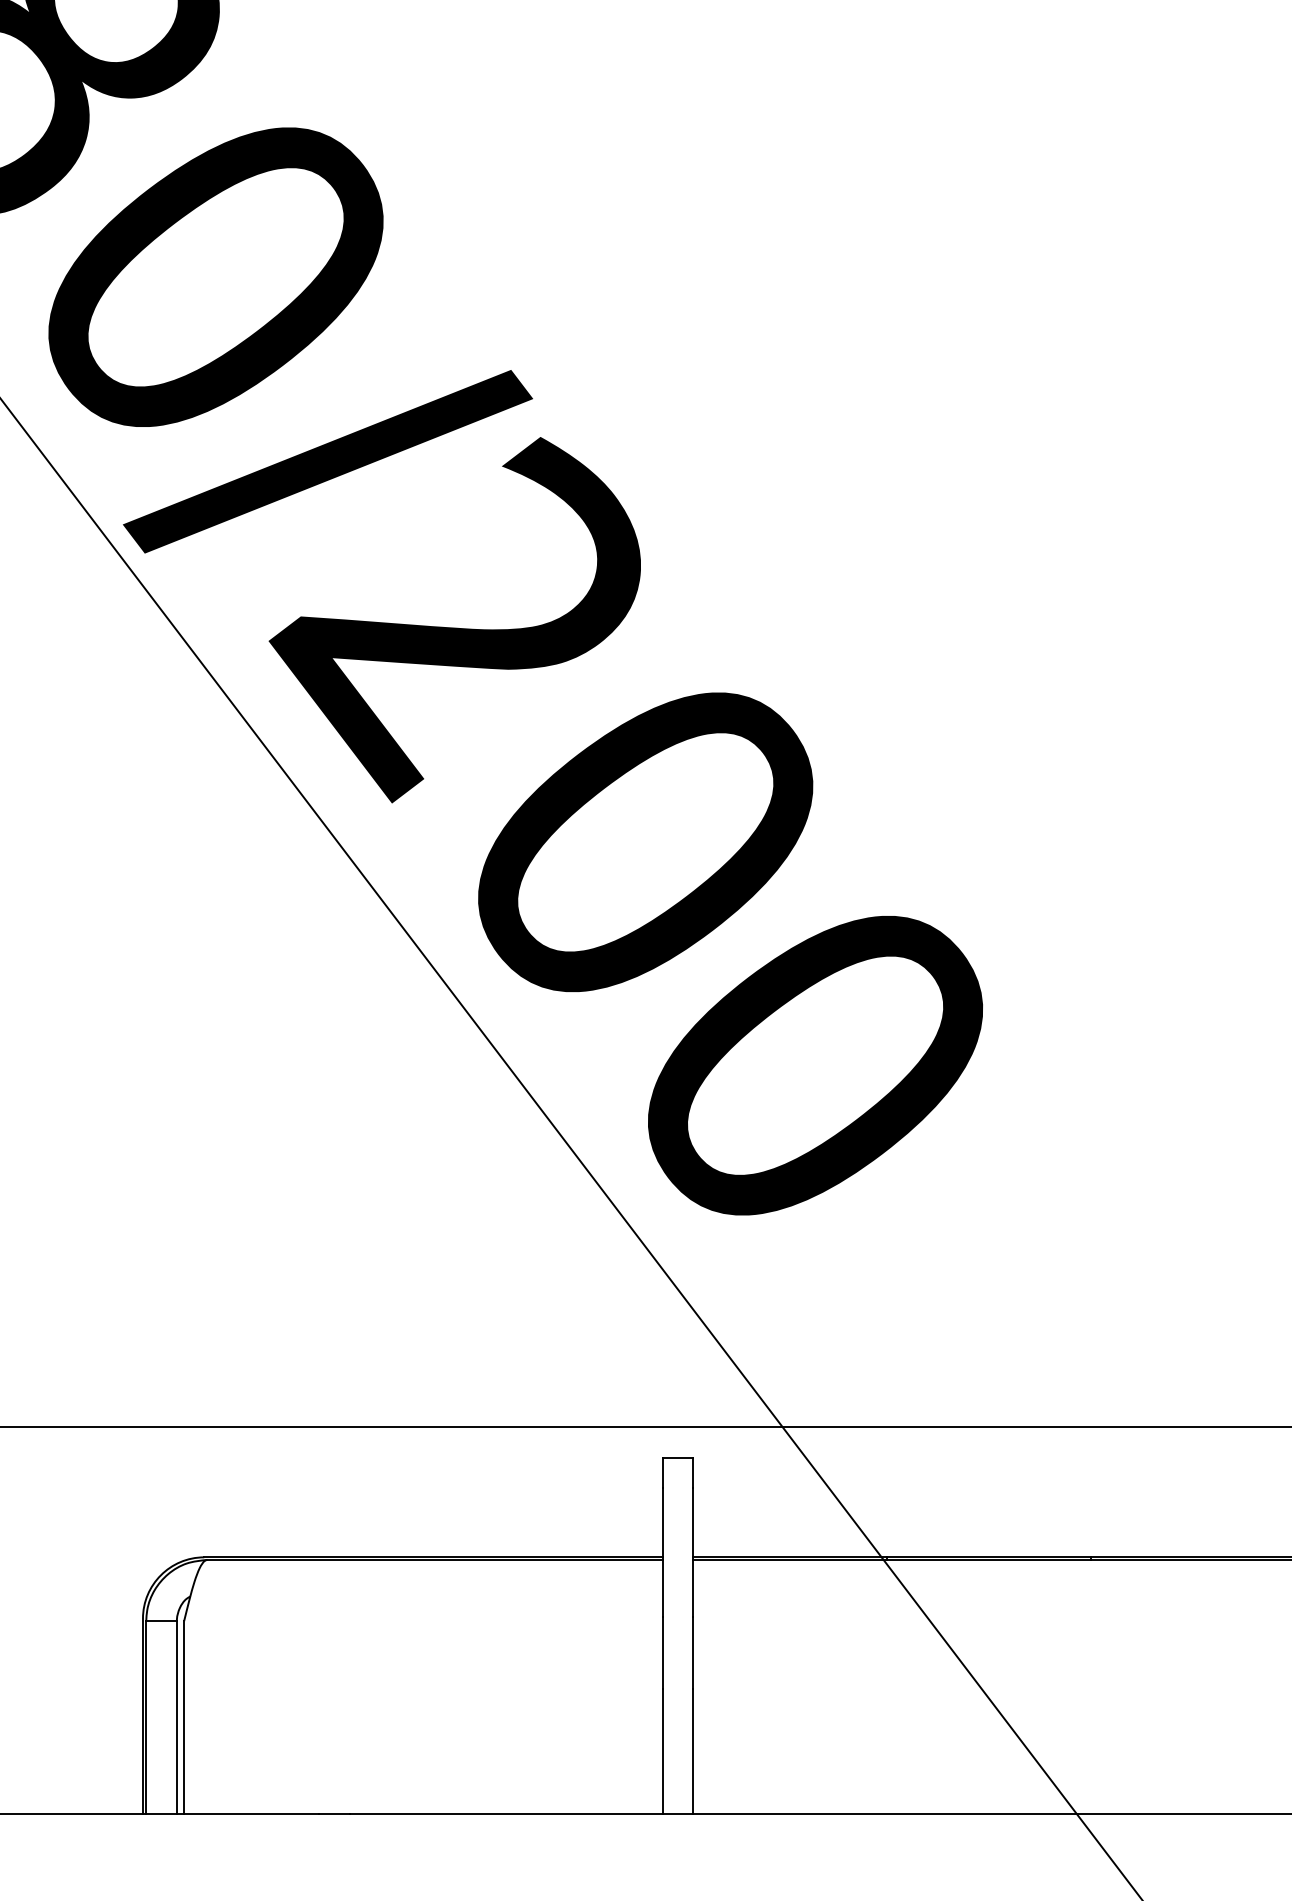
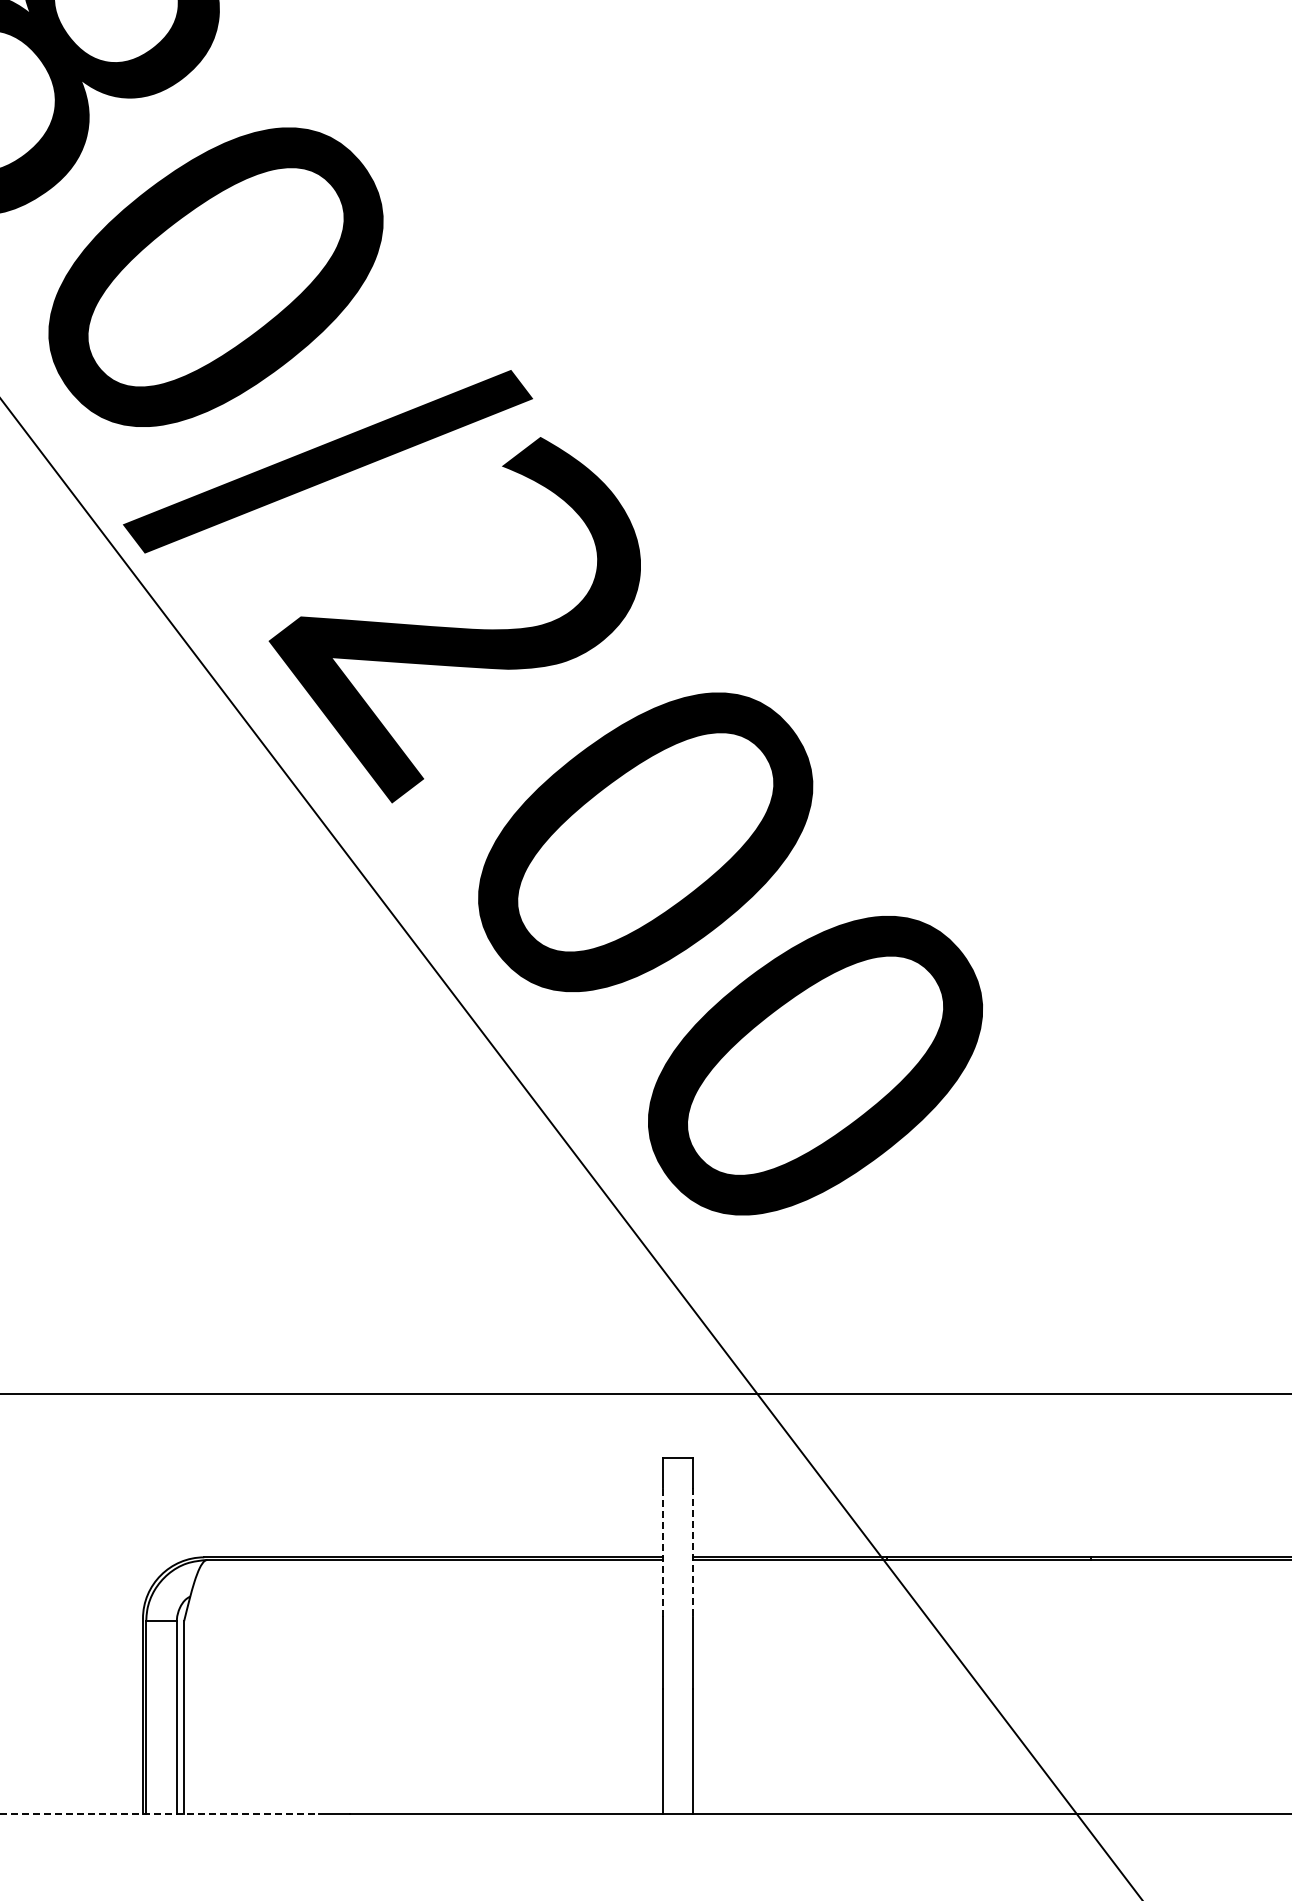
line position: (645, 1427) -> (645, 1394) (645, 1394)
line: solid -> dashed (662, 1552)
line: solid -> dashed (693, 1552)
line: solid -> dashed (160, 1814)
